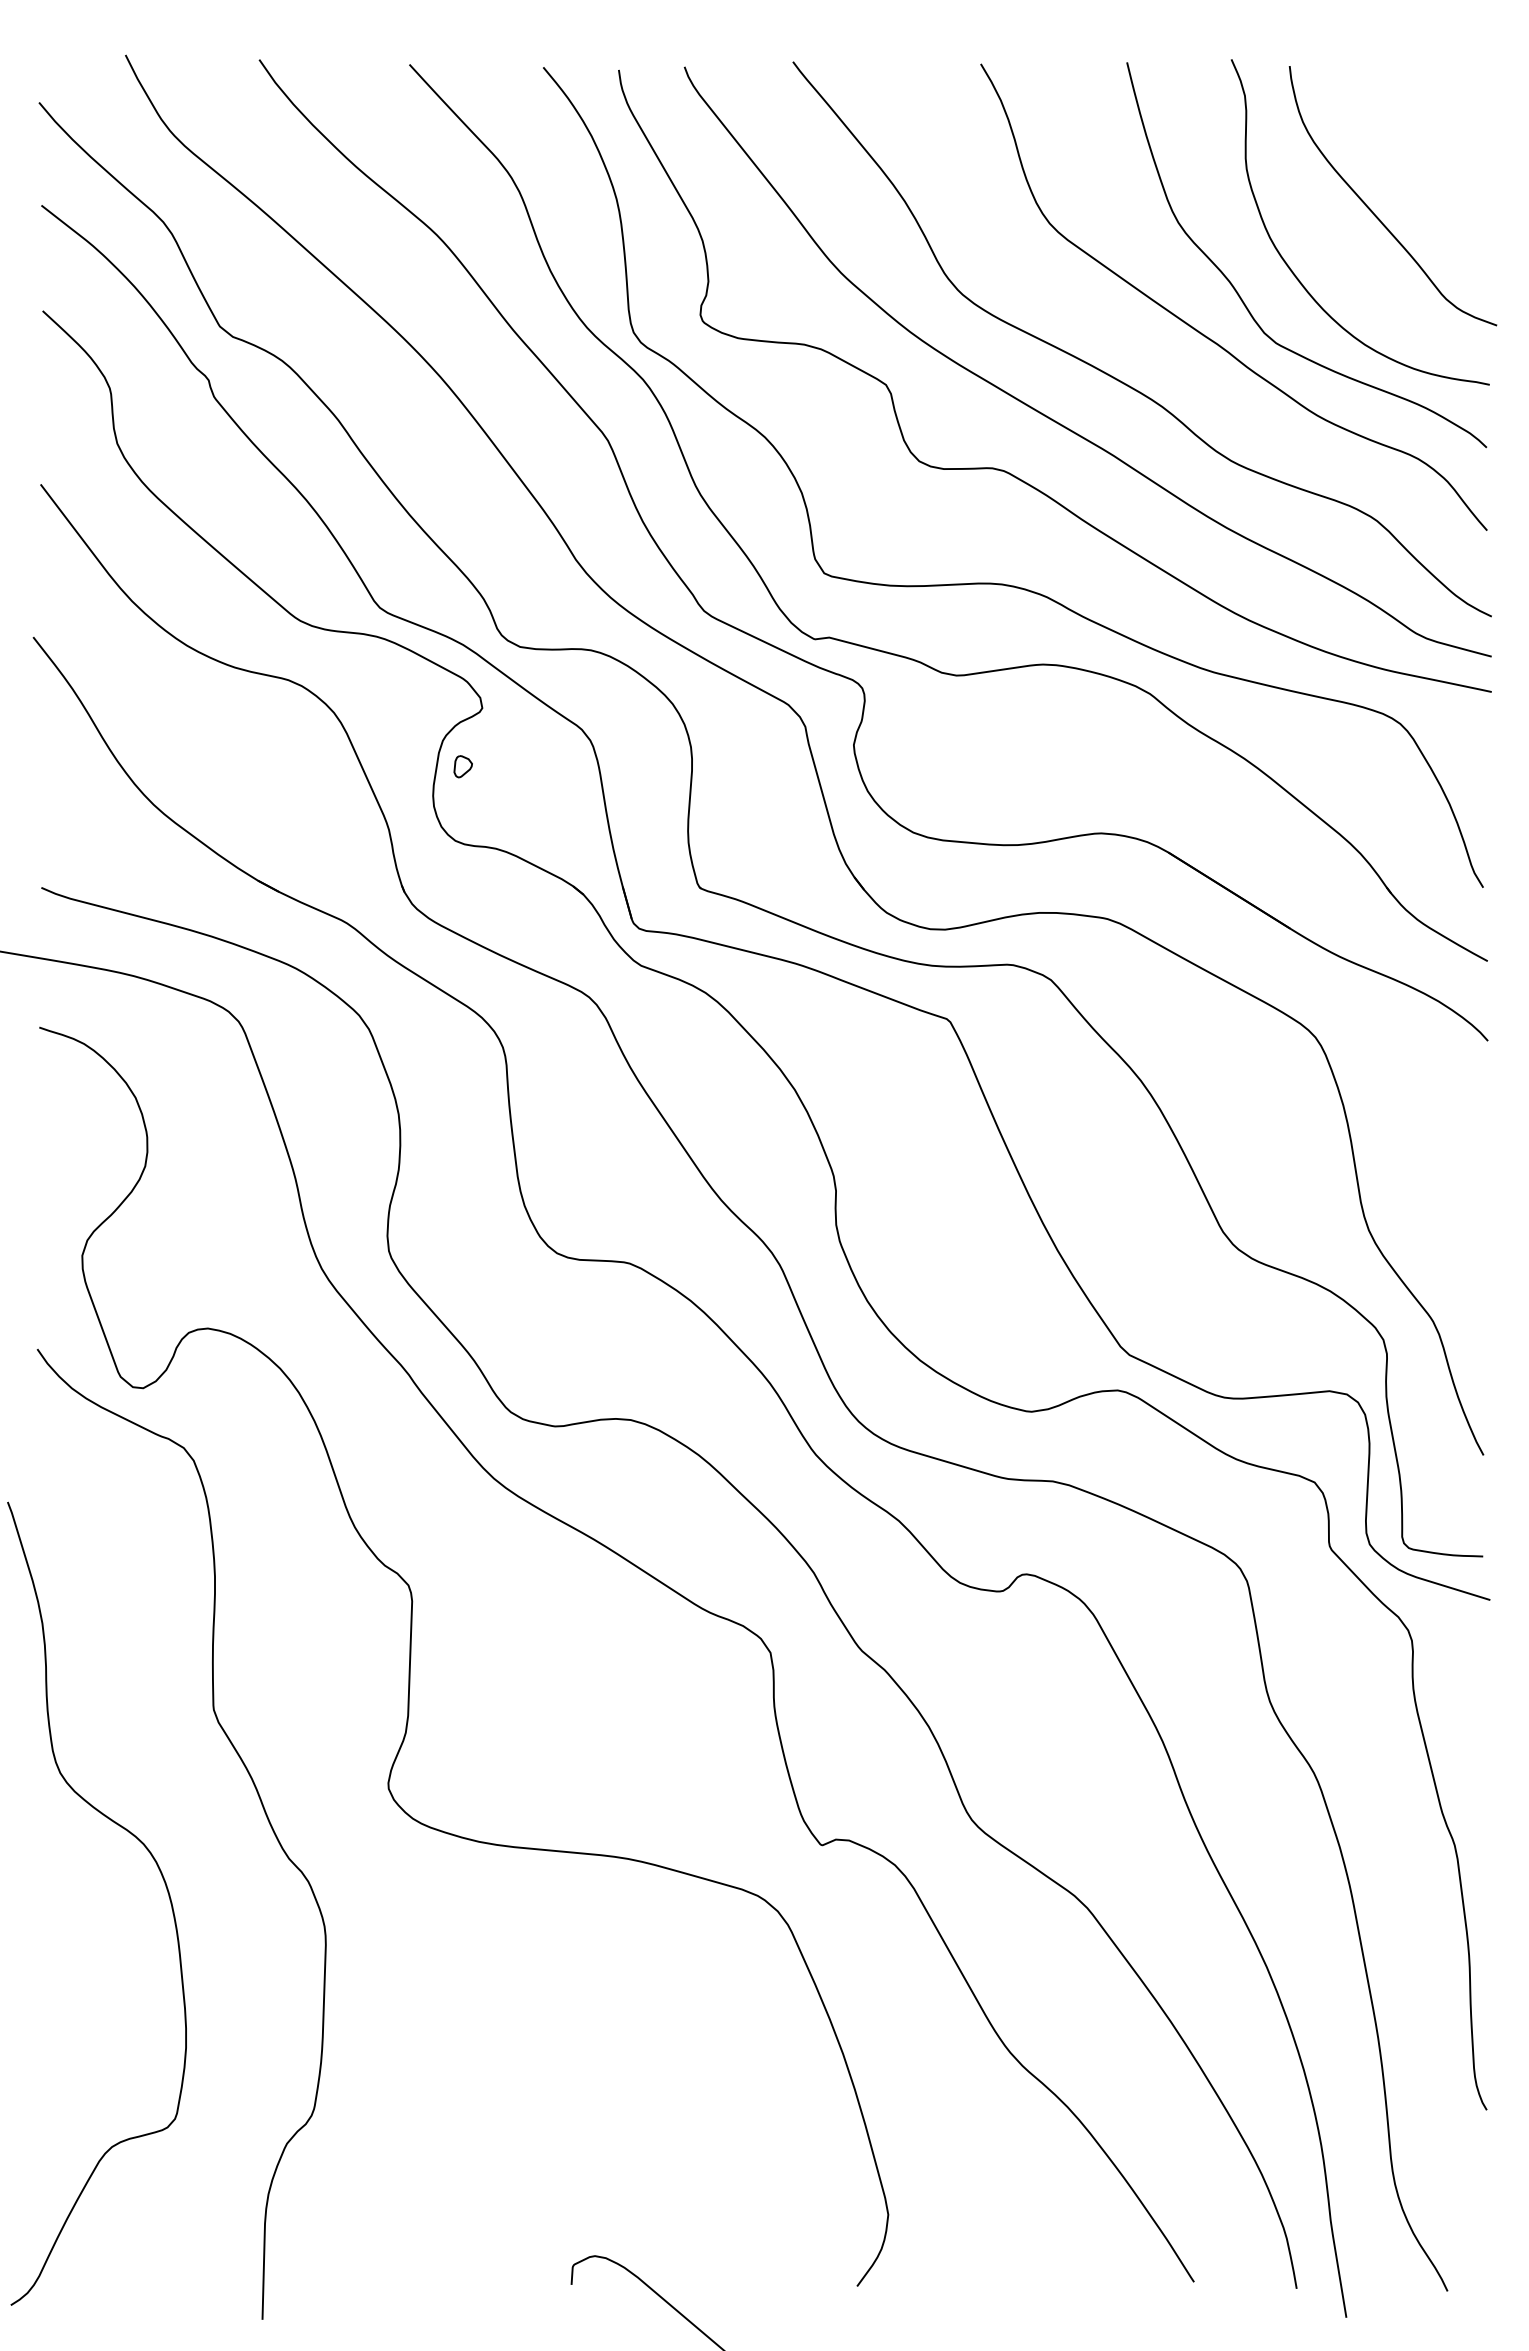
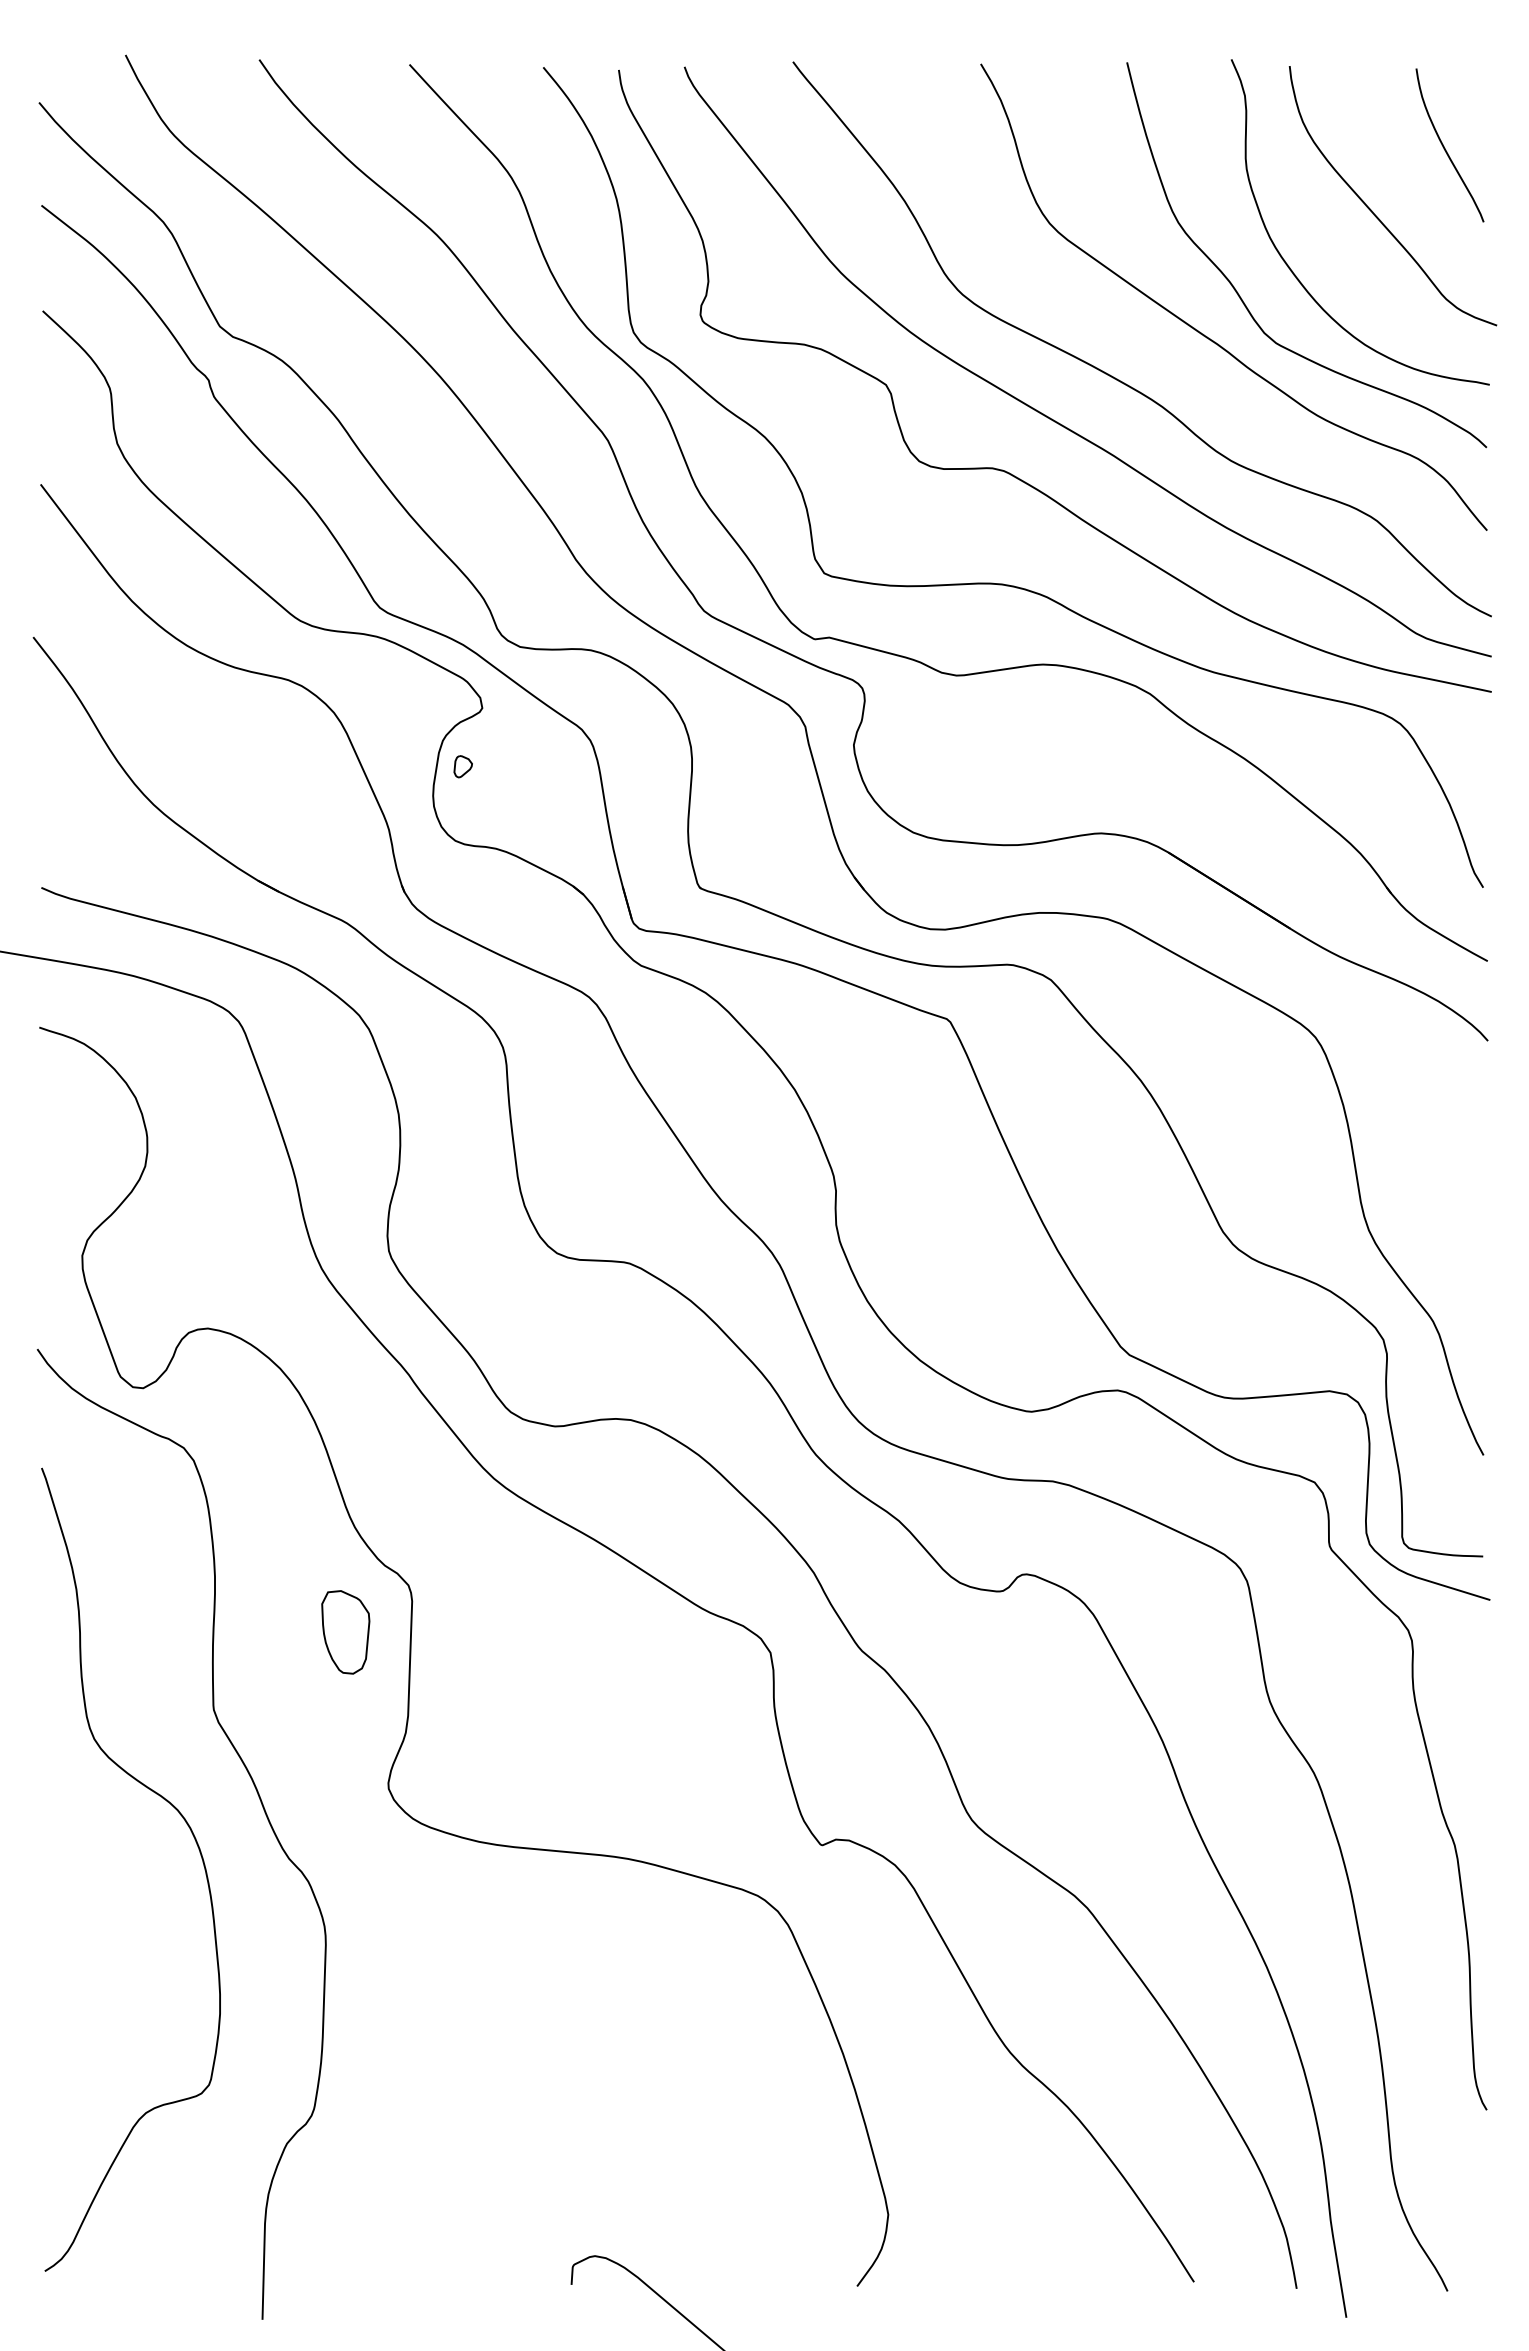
curve: none -> present (1445, 148)
part: none -> present (345, 1632)
curve position: (161, 1876) -> (195, 1842) (195, 1842)
